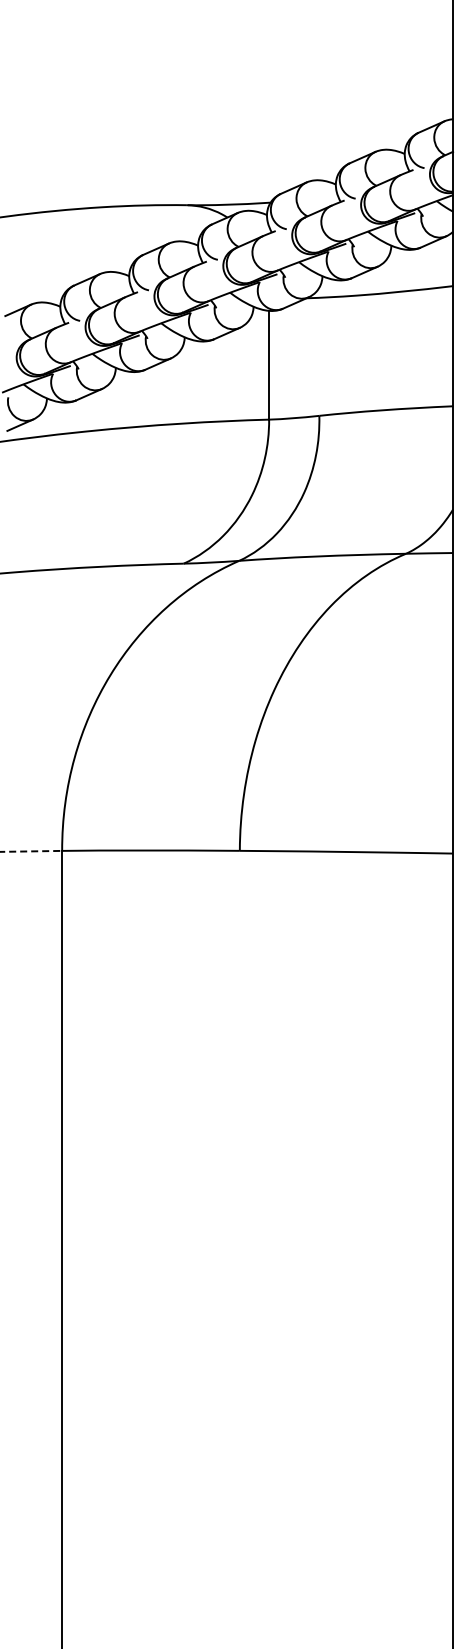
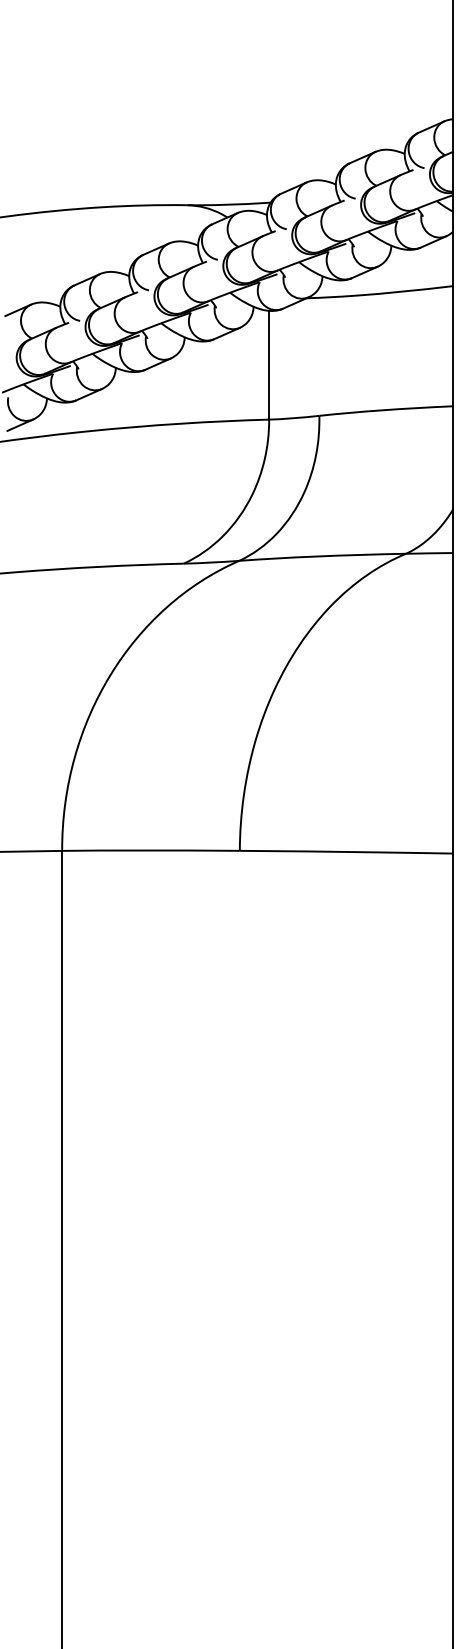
line: dashed -> solid (31, 851)
